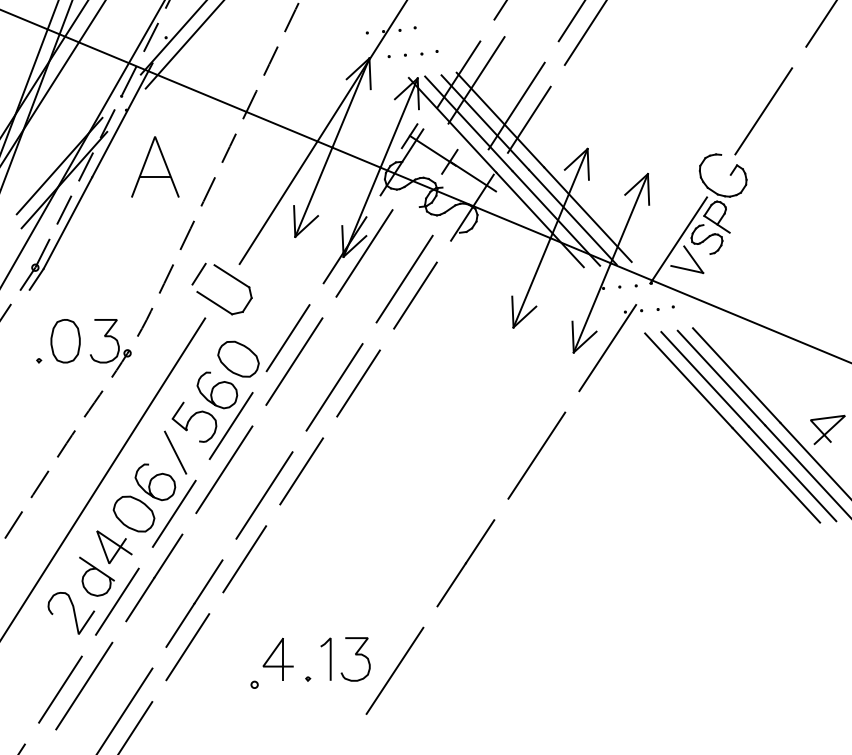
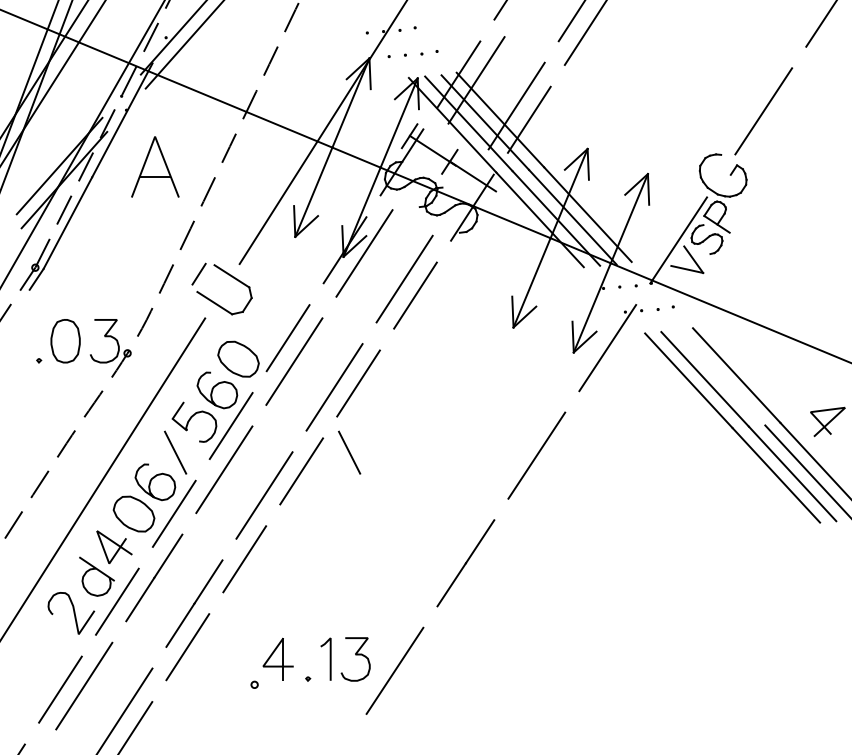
line: present -> none (721, 377)
part position: (827, 429) -> (827, 421) (827, 421)
line: none -> present (349, 452)
